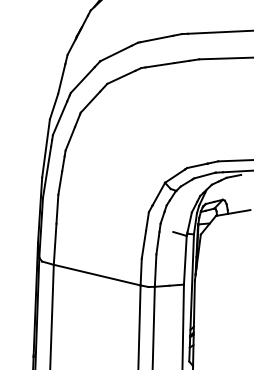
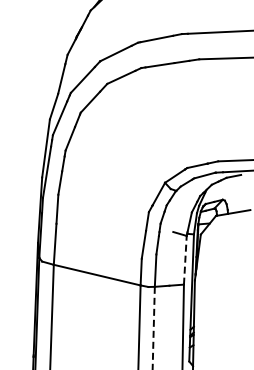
line: solid -> dashed (185, 259)
line: solid -> dashed (153, 328)
